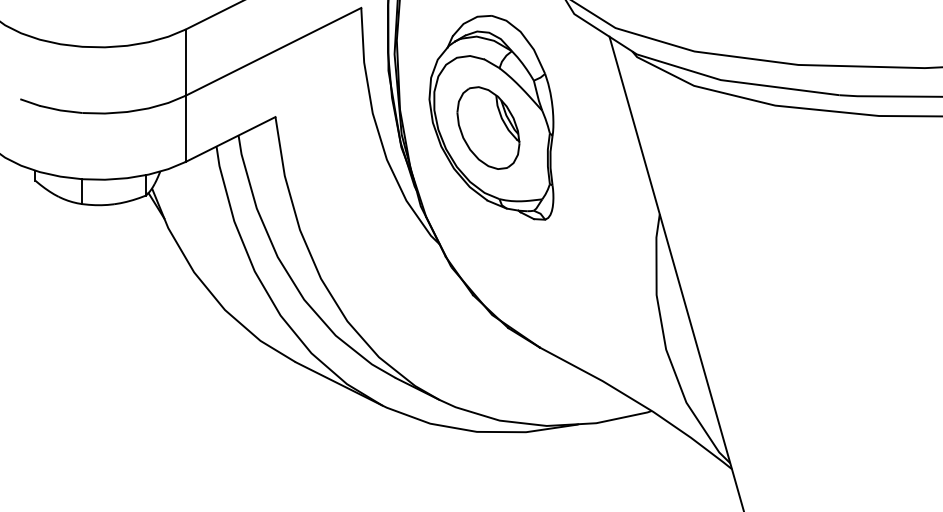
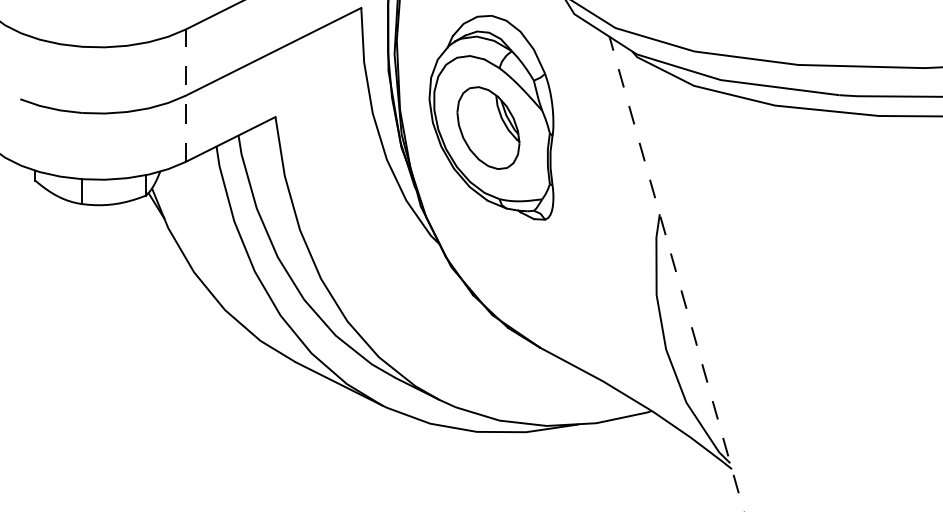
line: solid -> dashed (185, 95)
line: solid -> dashed (676, 274)
